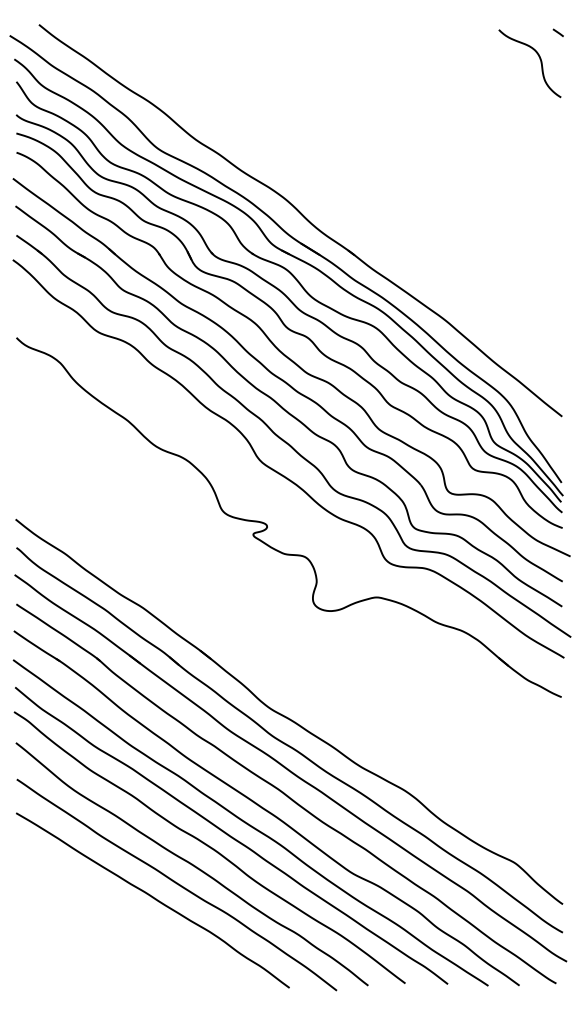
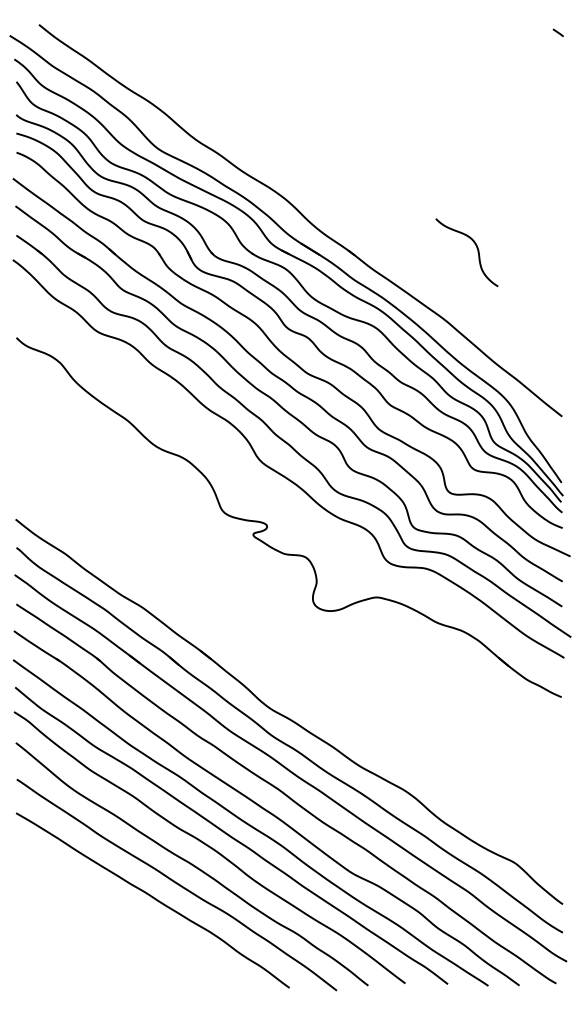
curve position: (539, 59) -> (476, 248) (476, 248)
